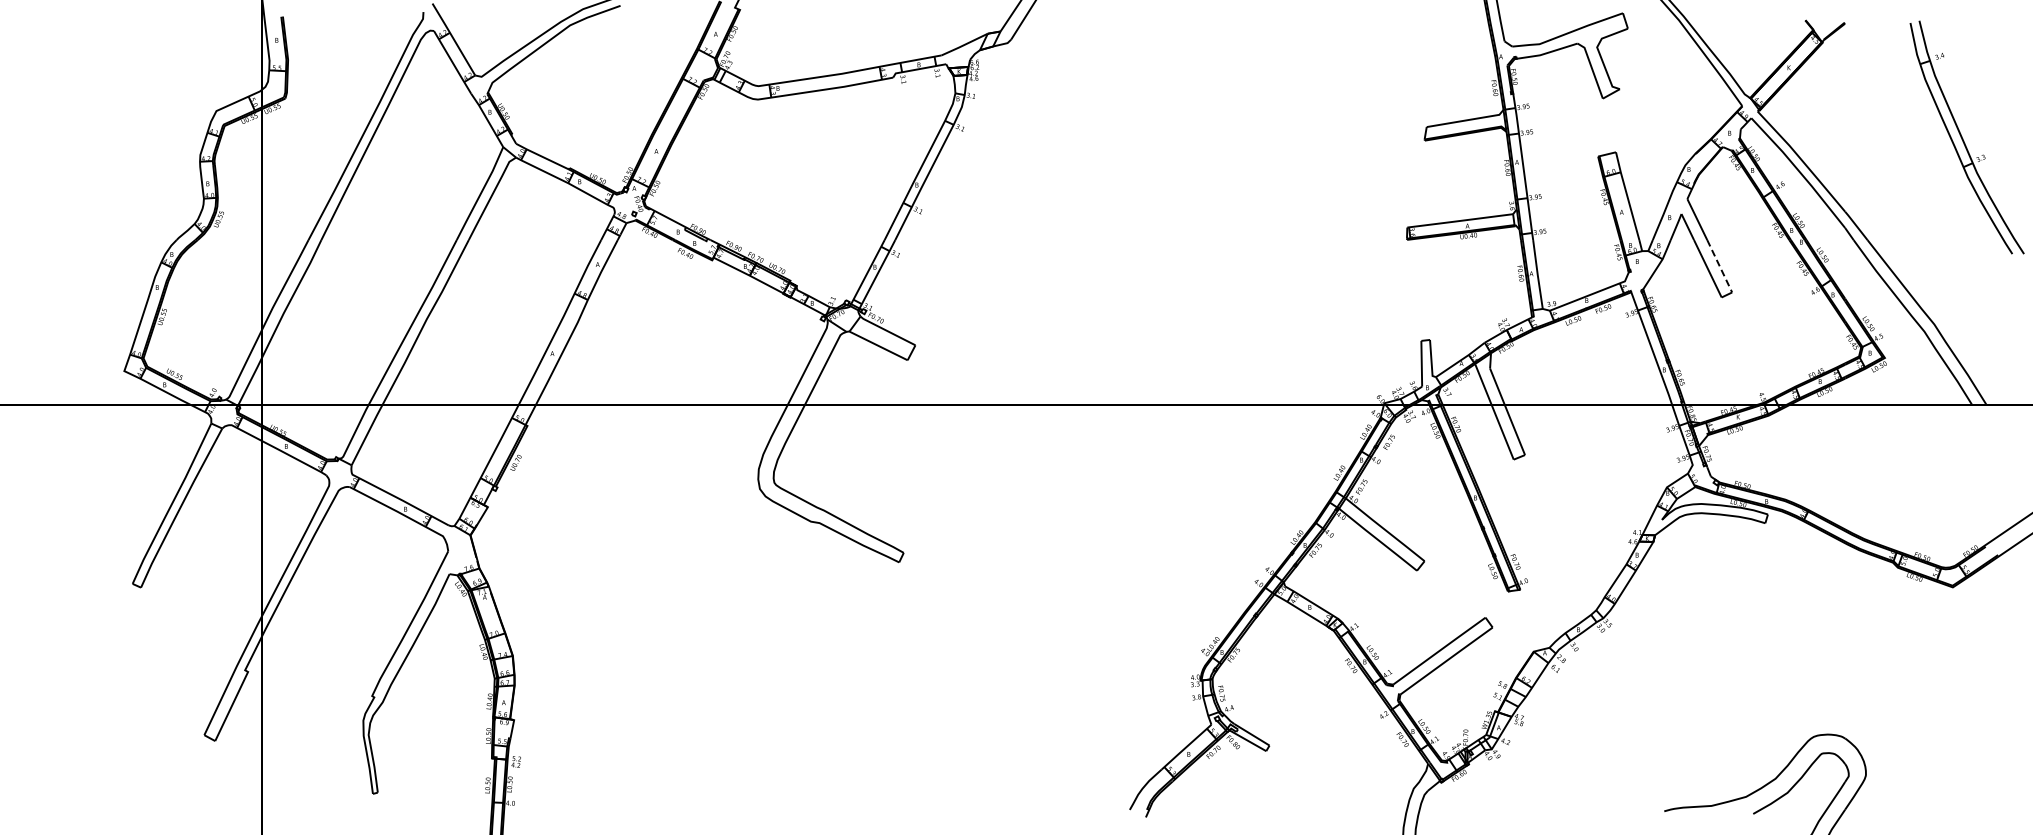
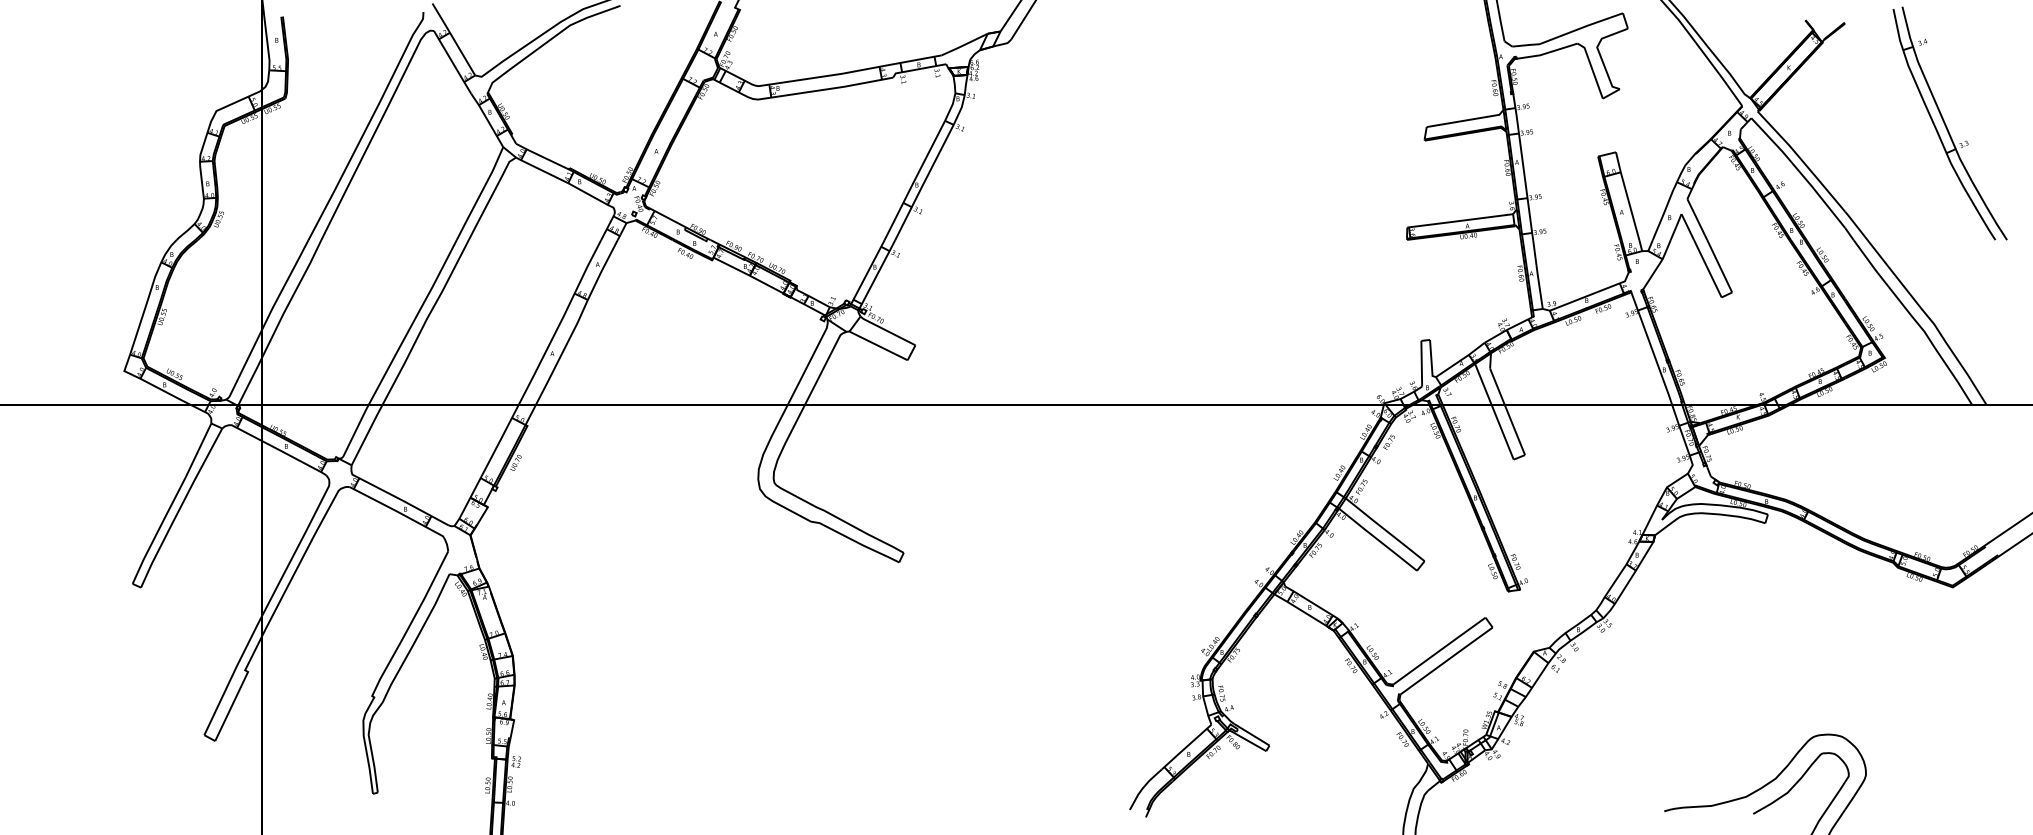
part position: (1966, 137) -> (1949, 123) (1949, 123)
line: dashed -> solid (1719, 266)
